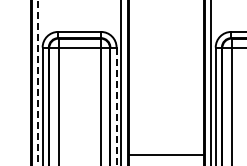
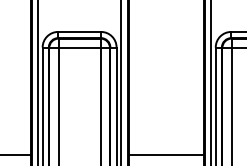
line: dashed -> solid (37, 83)
line: dashed -> solid (116, 107)
line: none -> present (16, 155)
